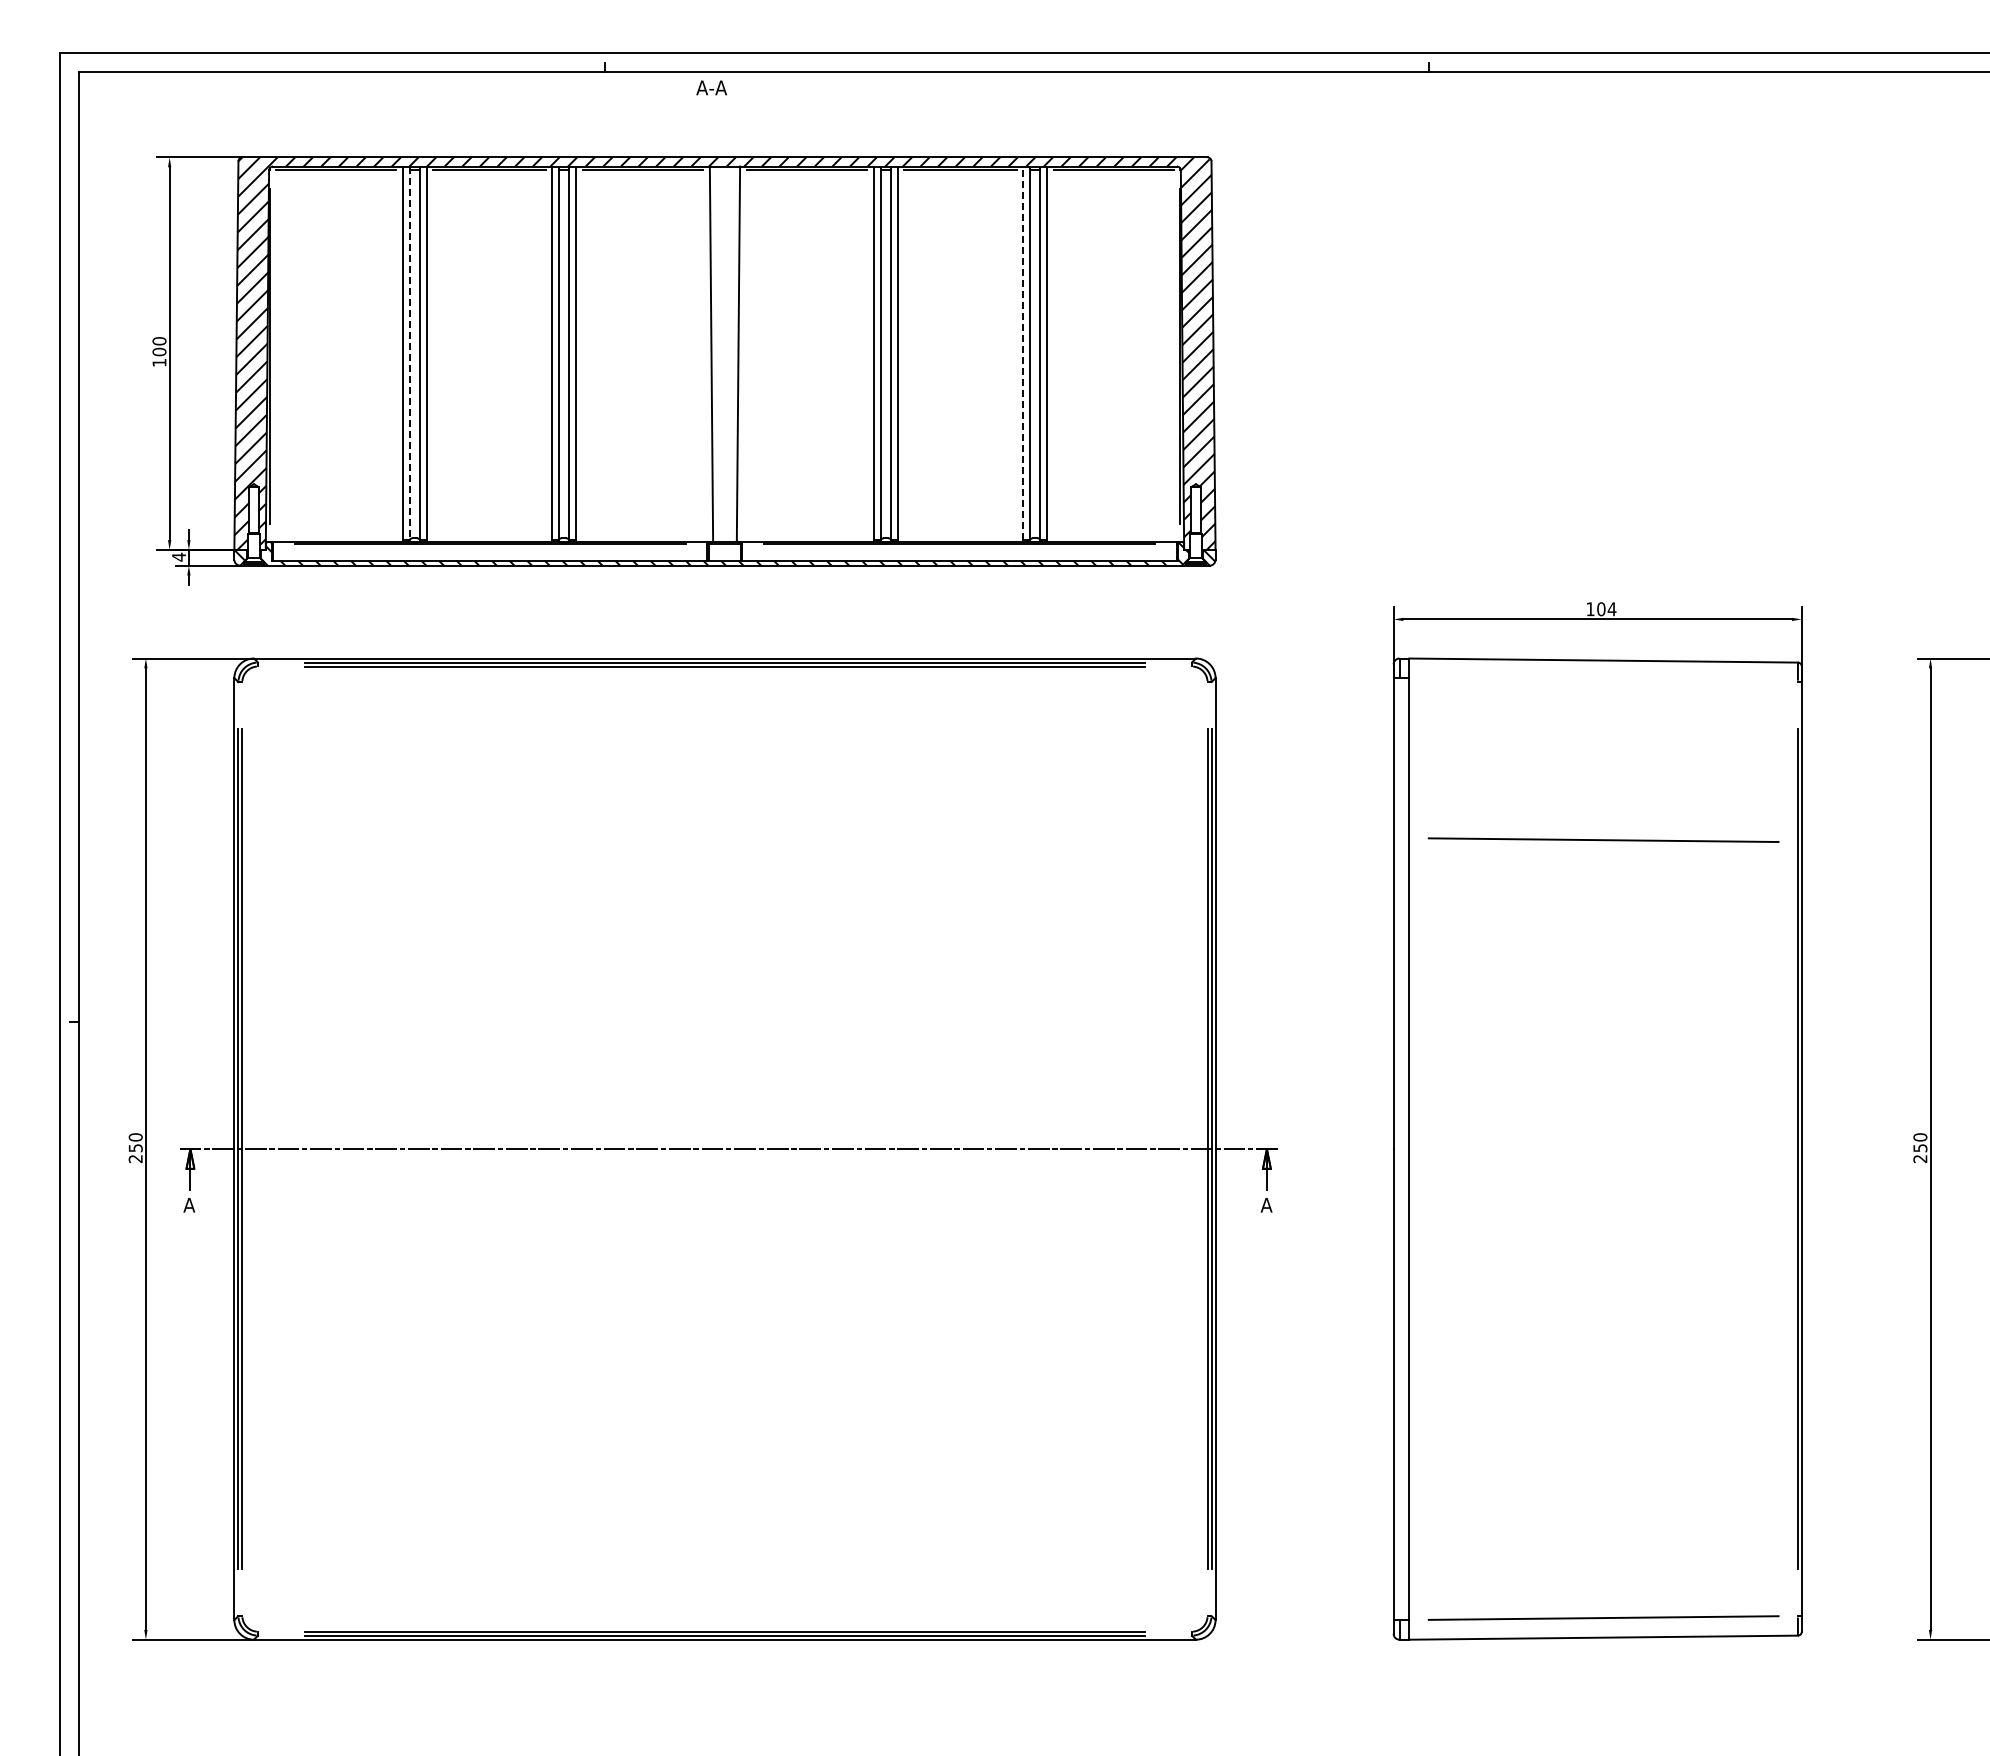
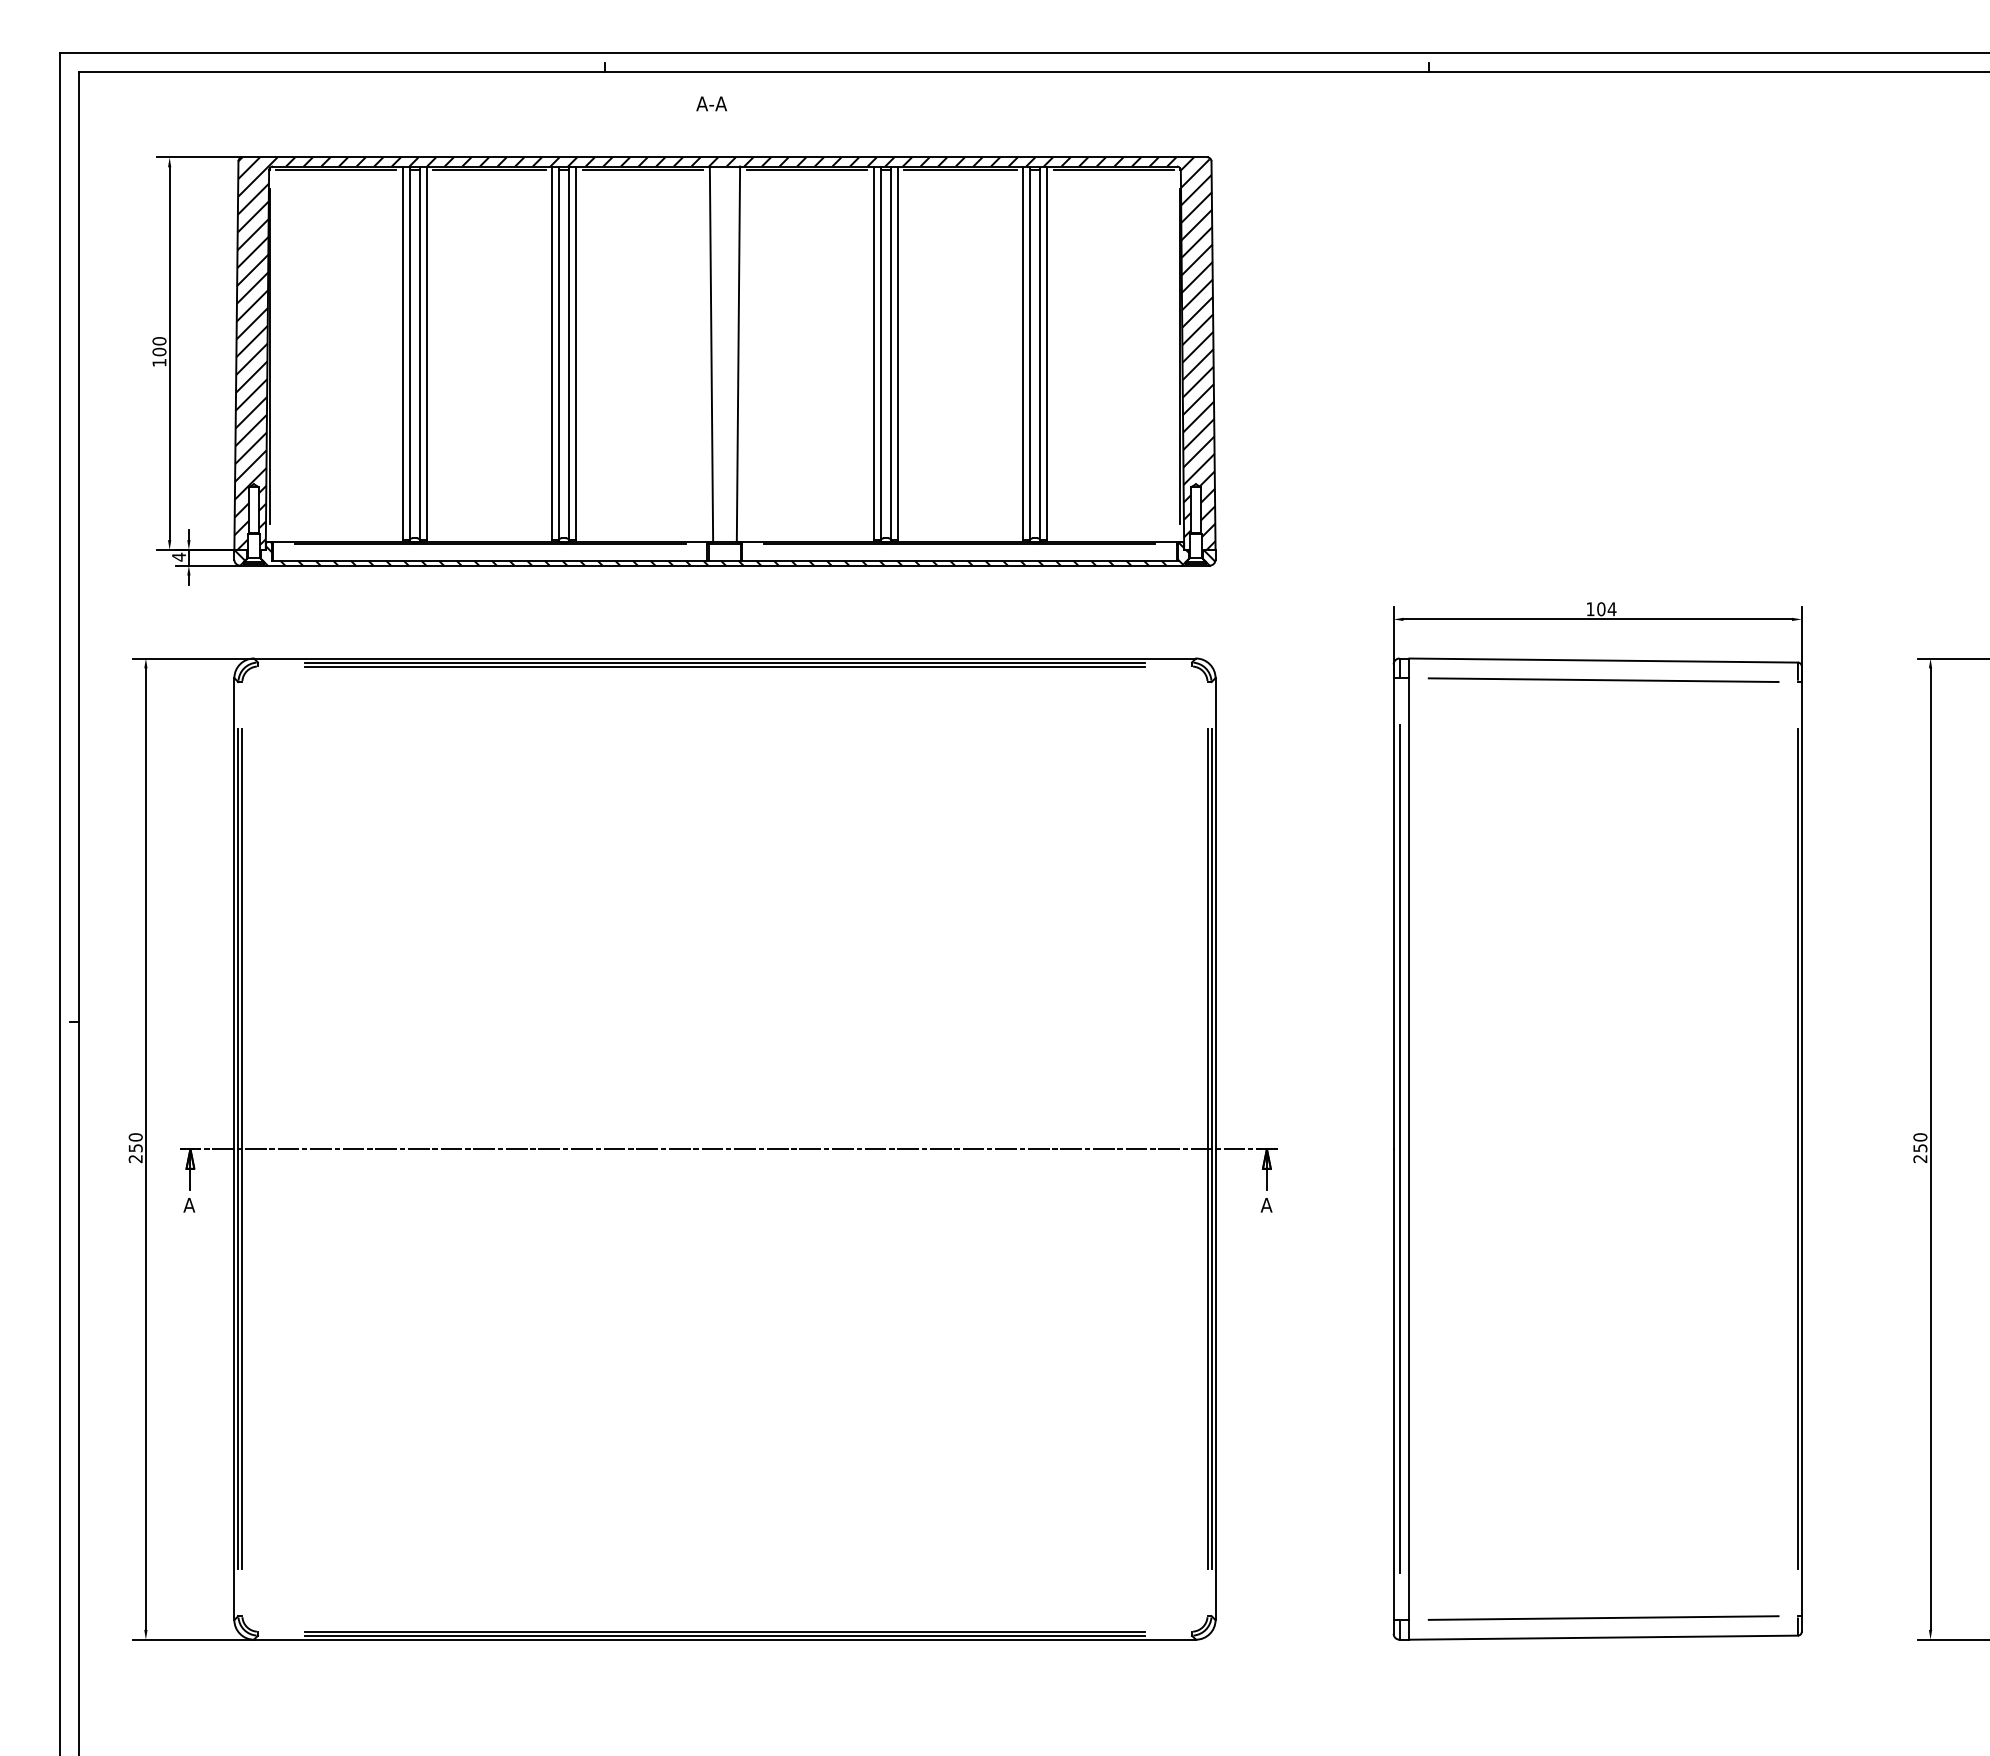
text position: (711, 87) -> (711, 103) (711, 103)
line: dashed -> solid (409, 353)
line: dashed -> solid (1023, 353)
line position: (1603, 839) -> (1603, 679) (1603, 679)
line: none -> present (1399, 1148)
